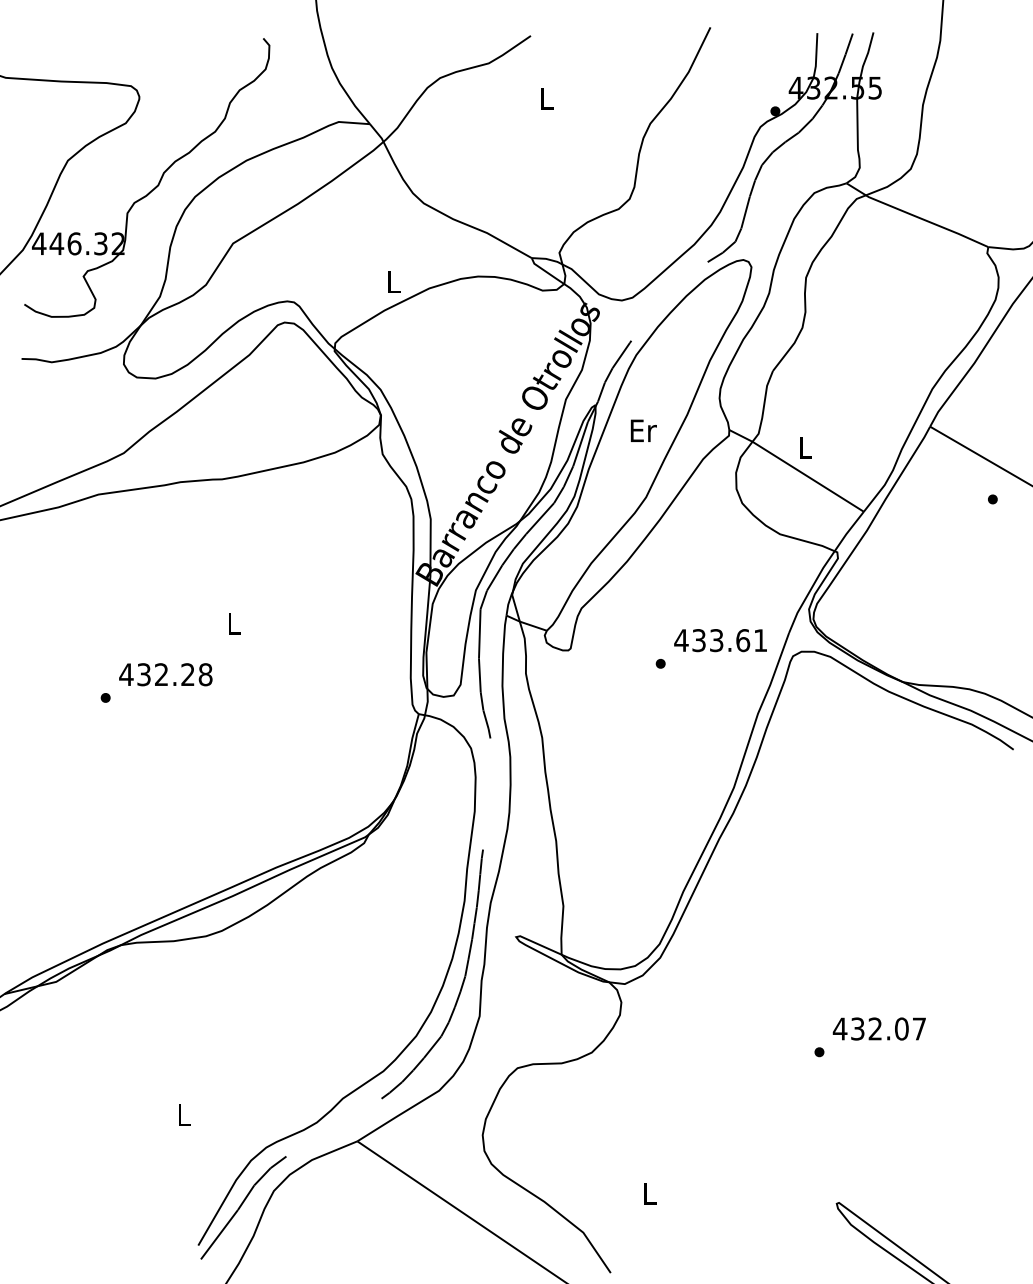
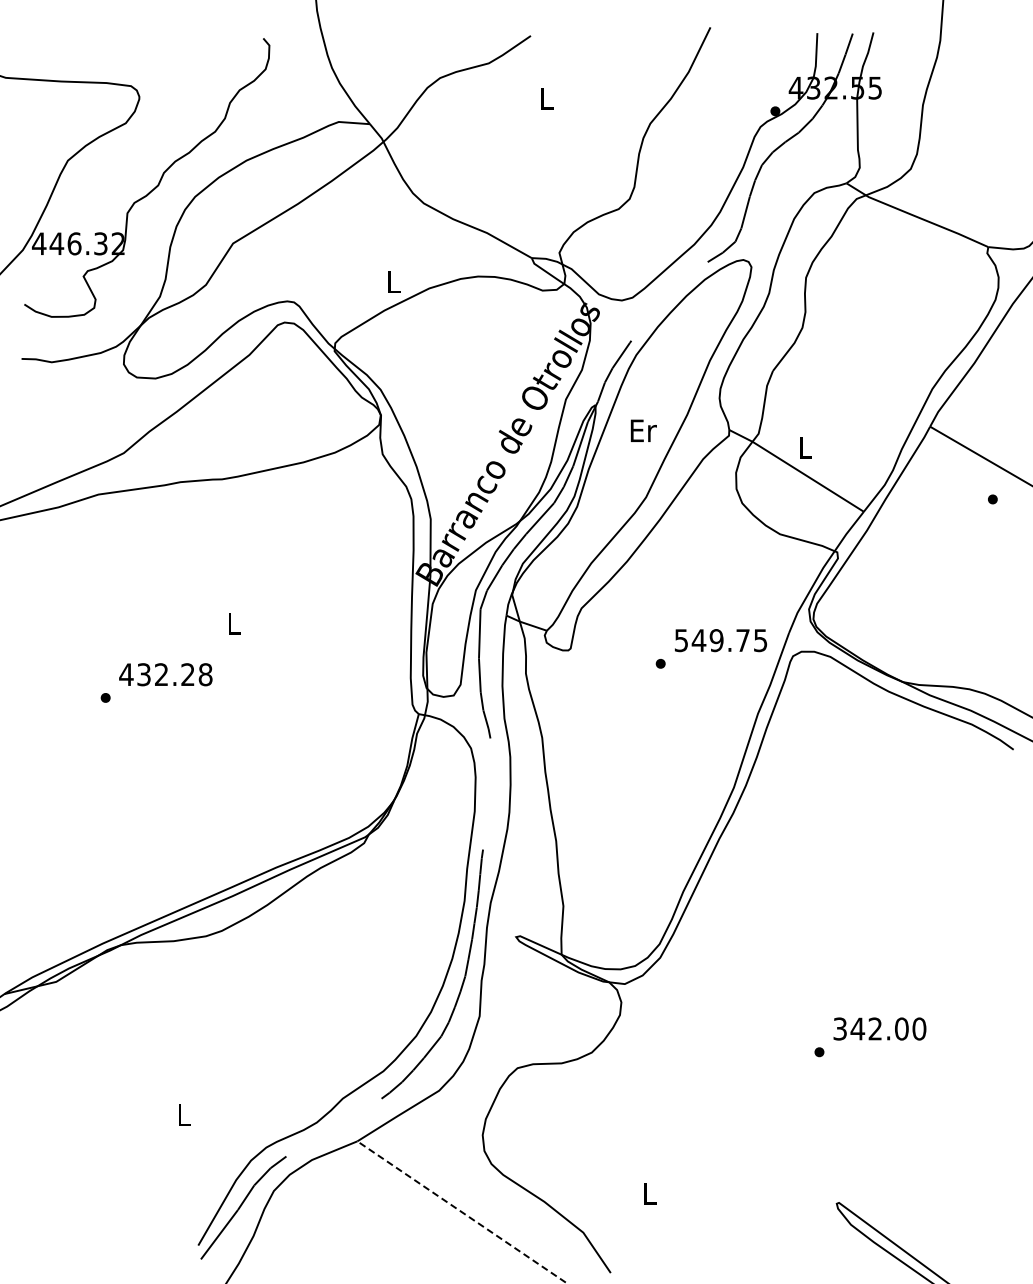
text: 433.61 -> 549.75 (720, 640)
text: 432.07 -> 342.00 (879, 1028)
line: solid -> dashed (462, 1212)
